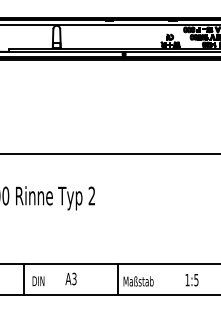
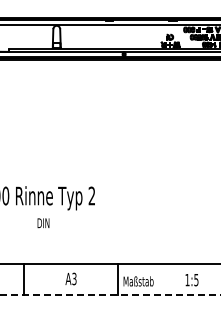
line: present -> none (109, 154)
text position: (38, 281) -> (43, 223) (43, 223)
line: solid -> dashed (110, 294)
